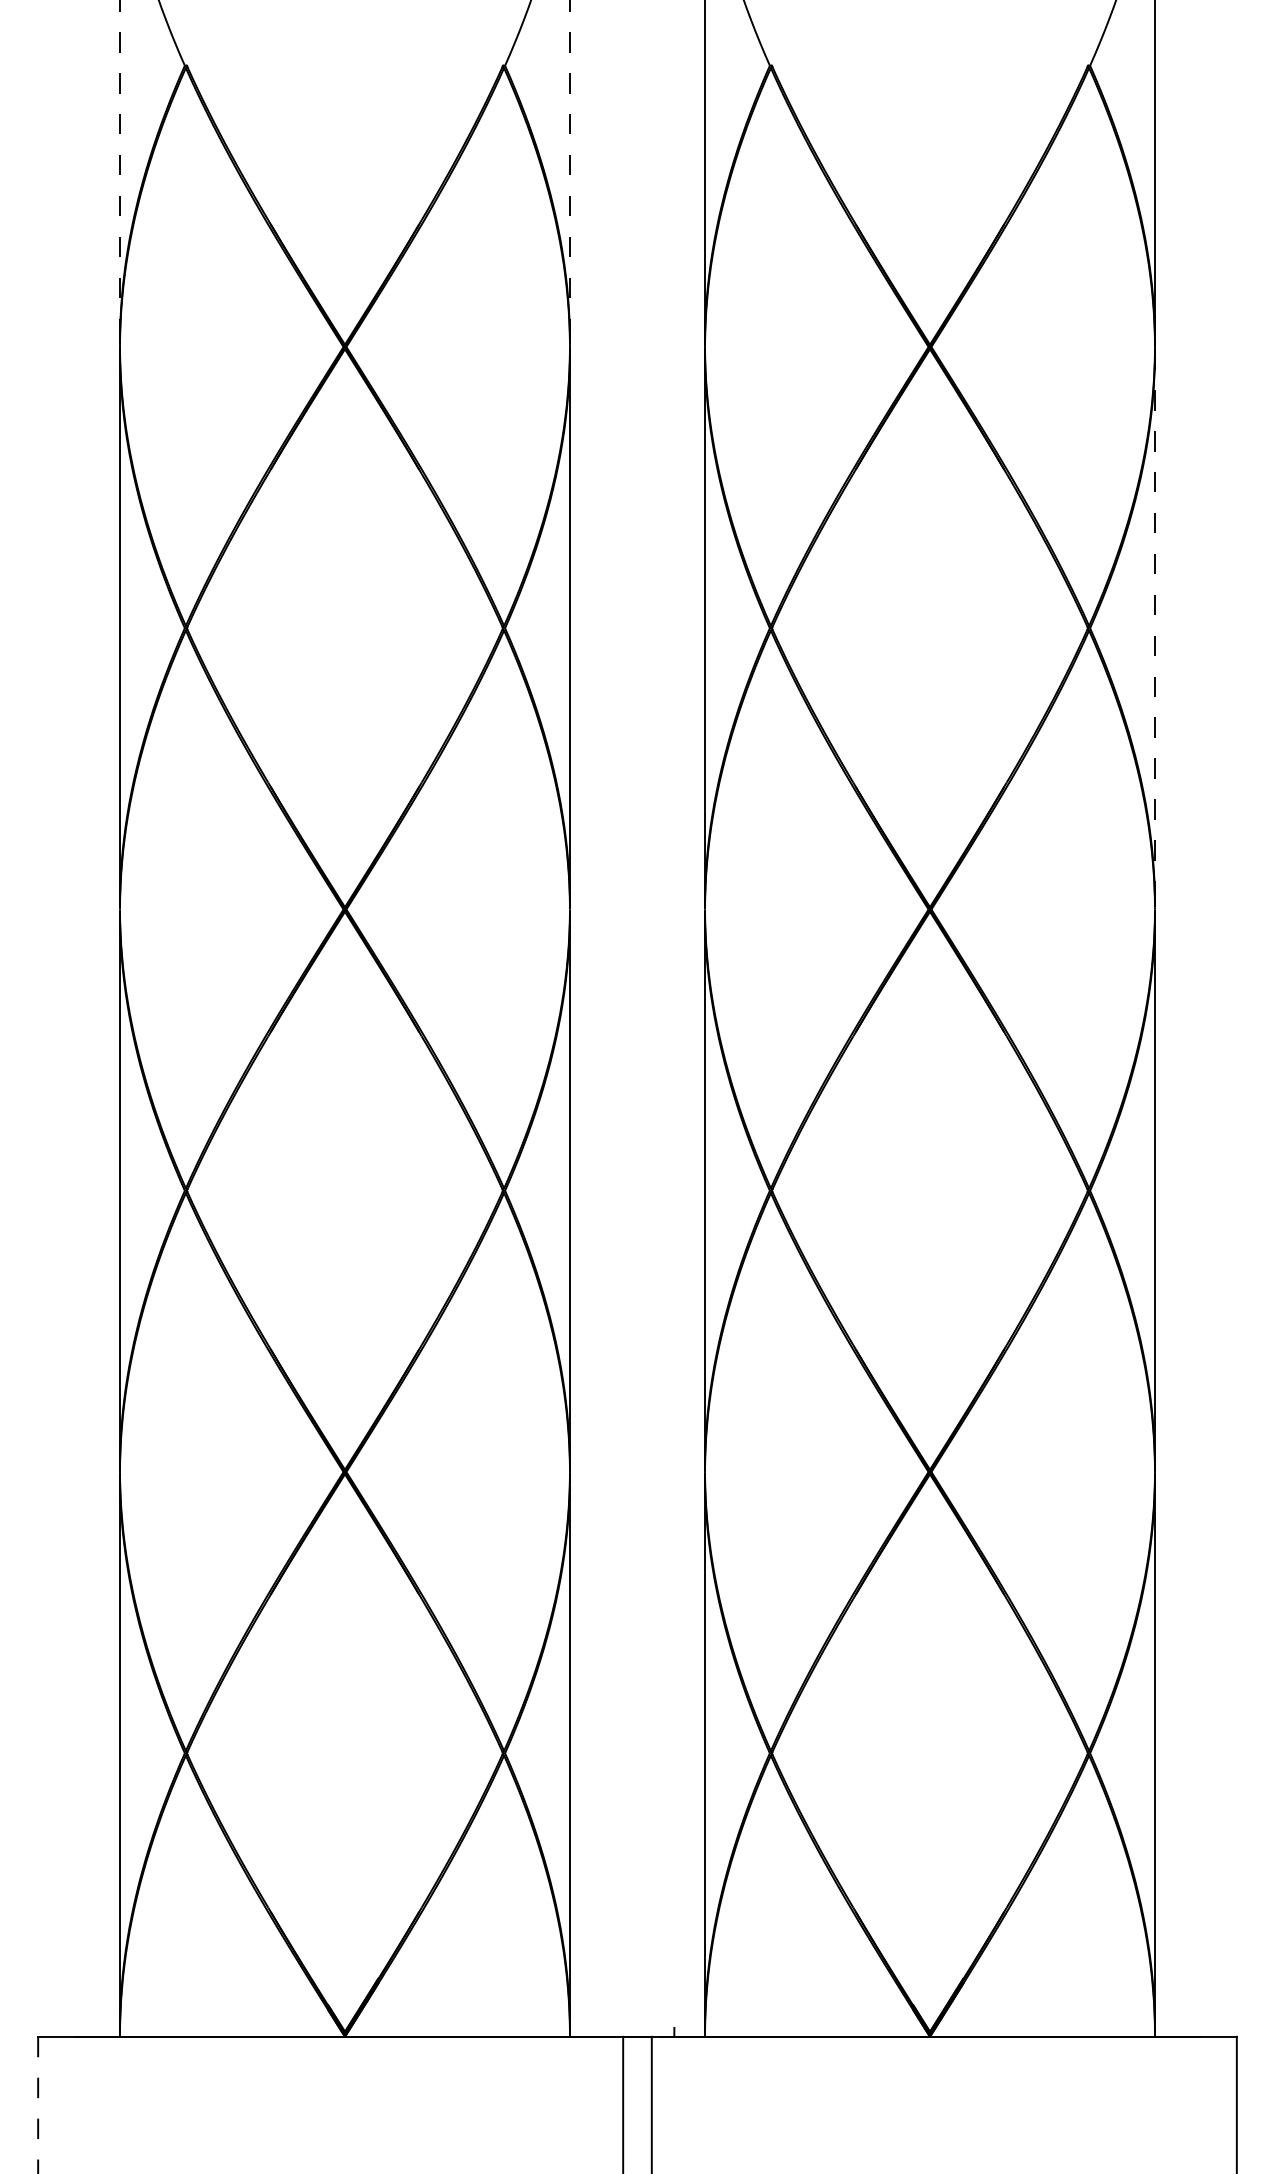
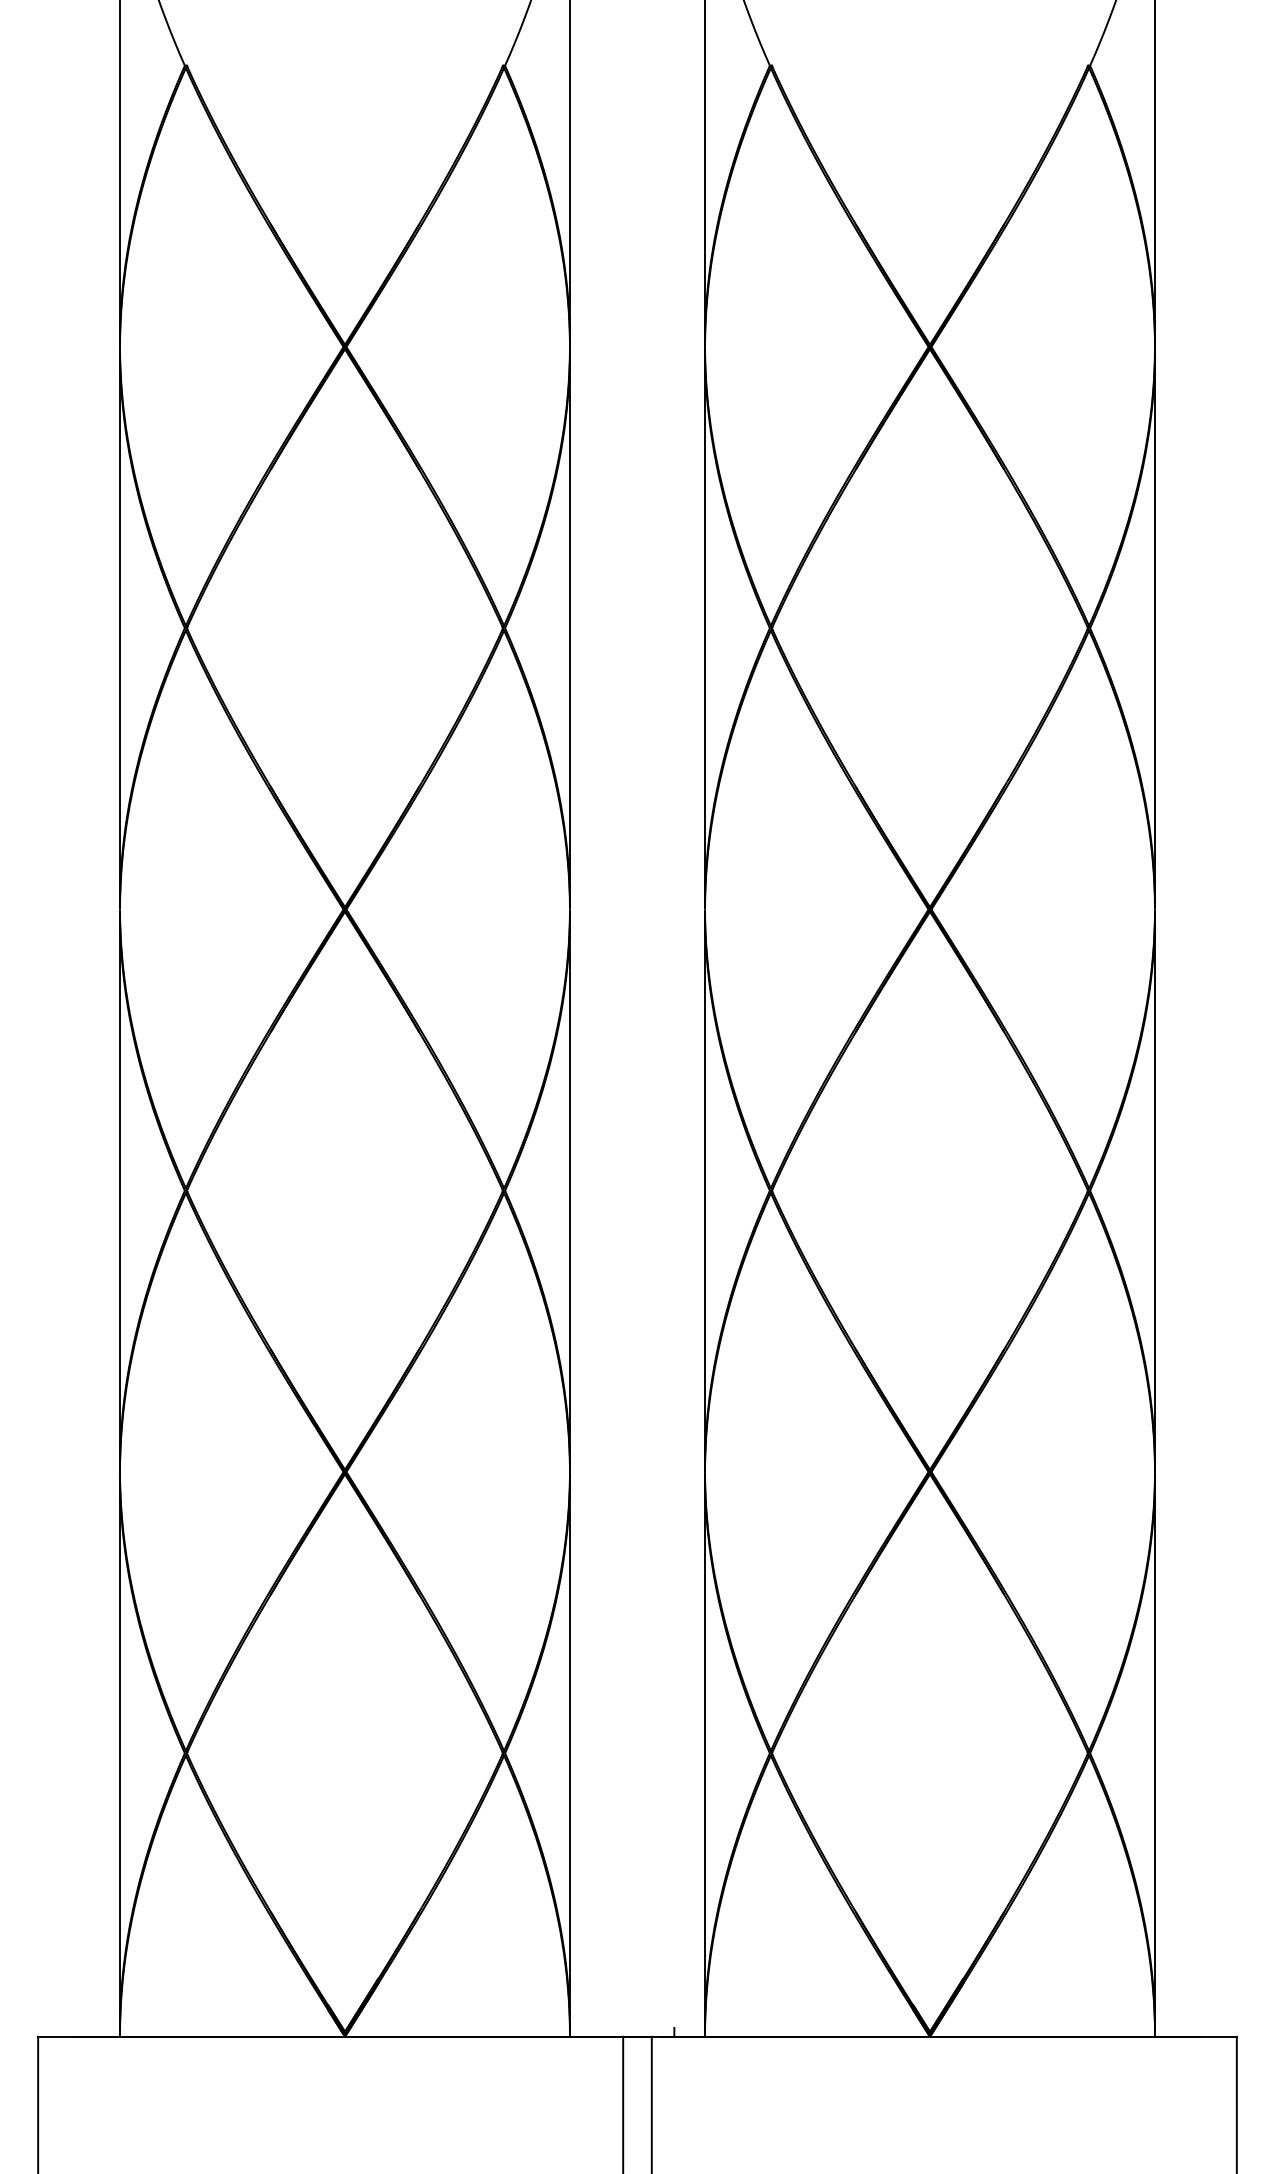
line: dashed -> solid (119, 173)
line: dashed -> solid (569, 173)
line: dashed -> solid (1155, 628)
line: dashed -> solid (38, 2105)
